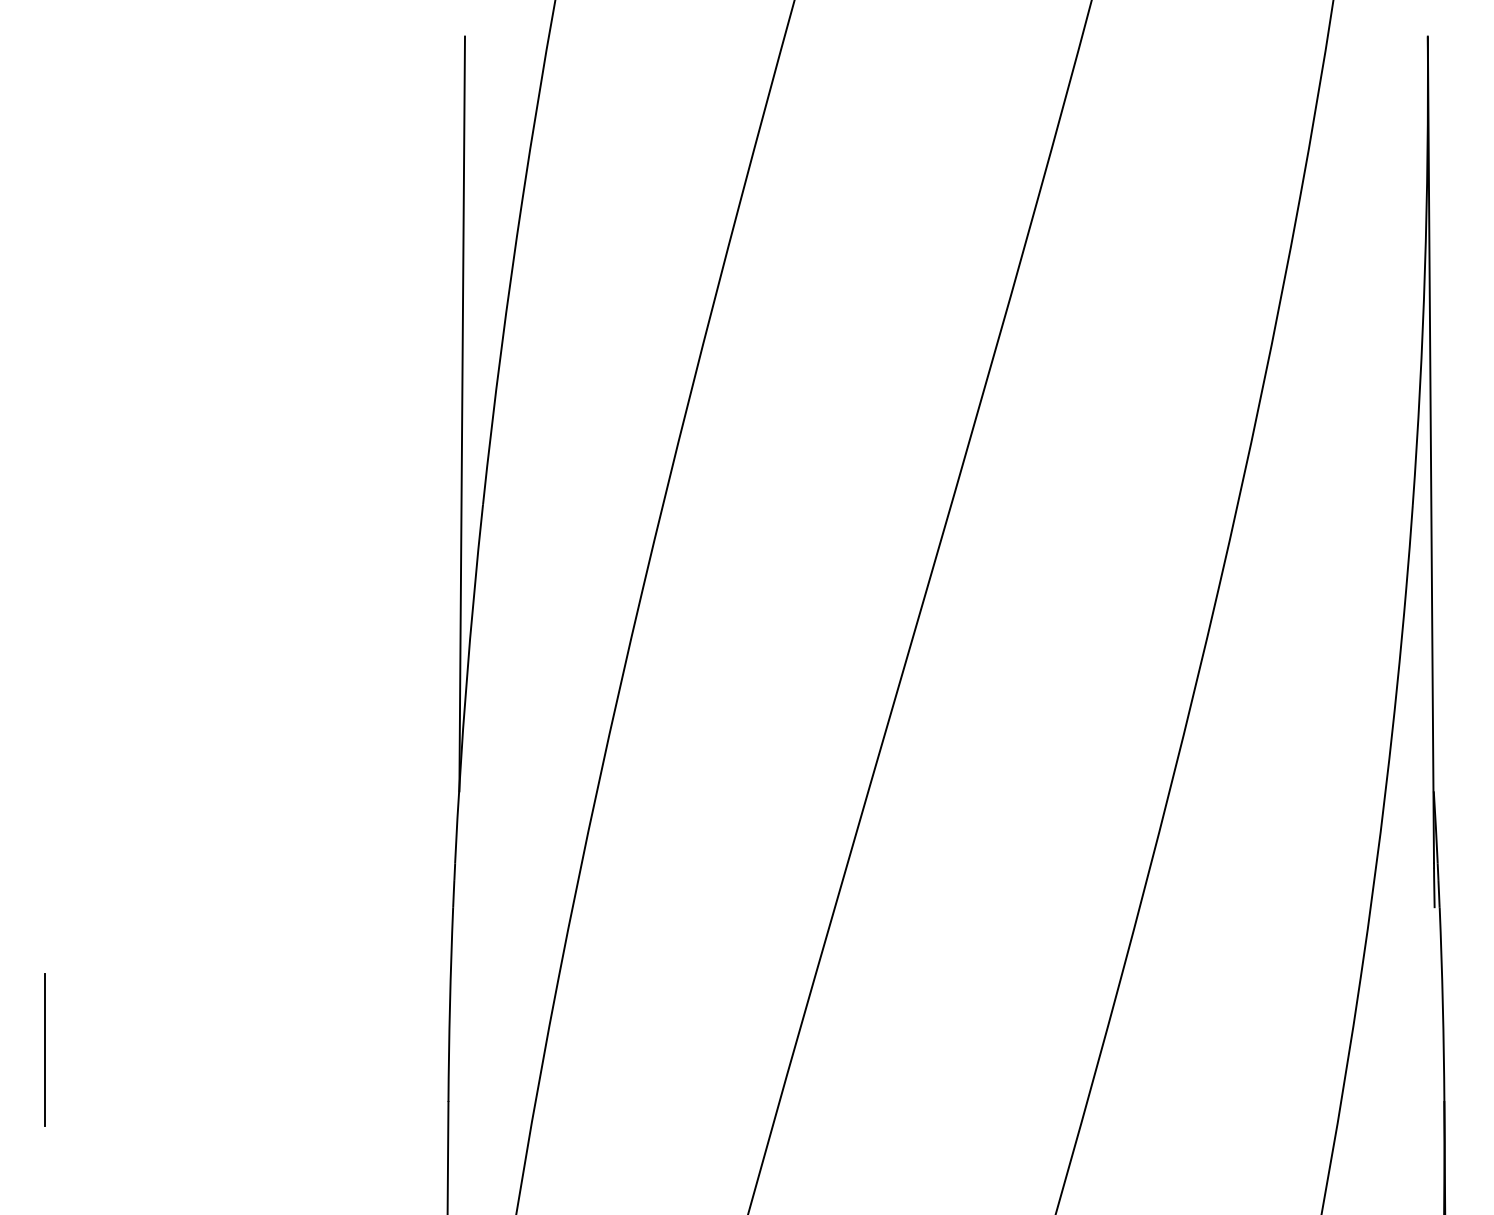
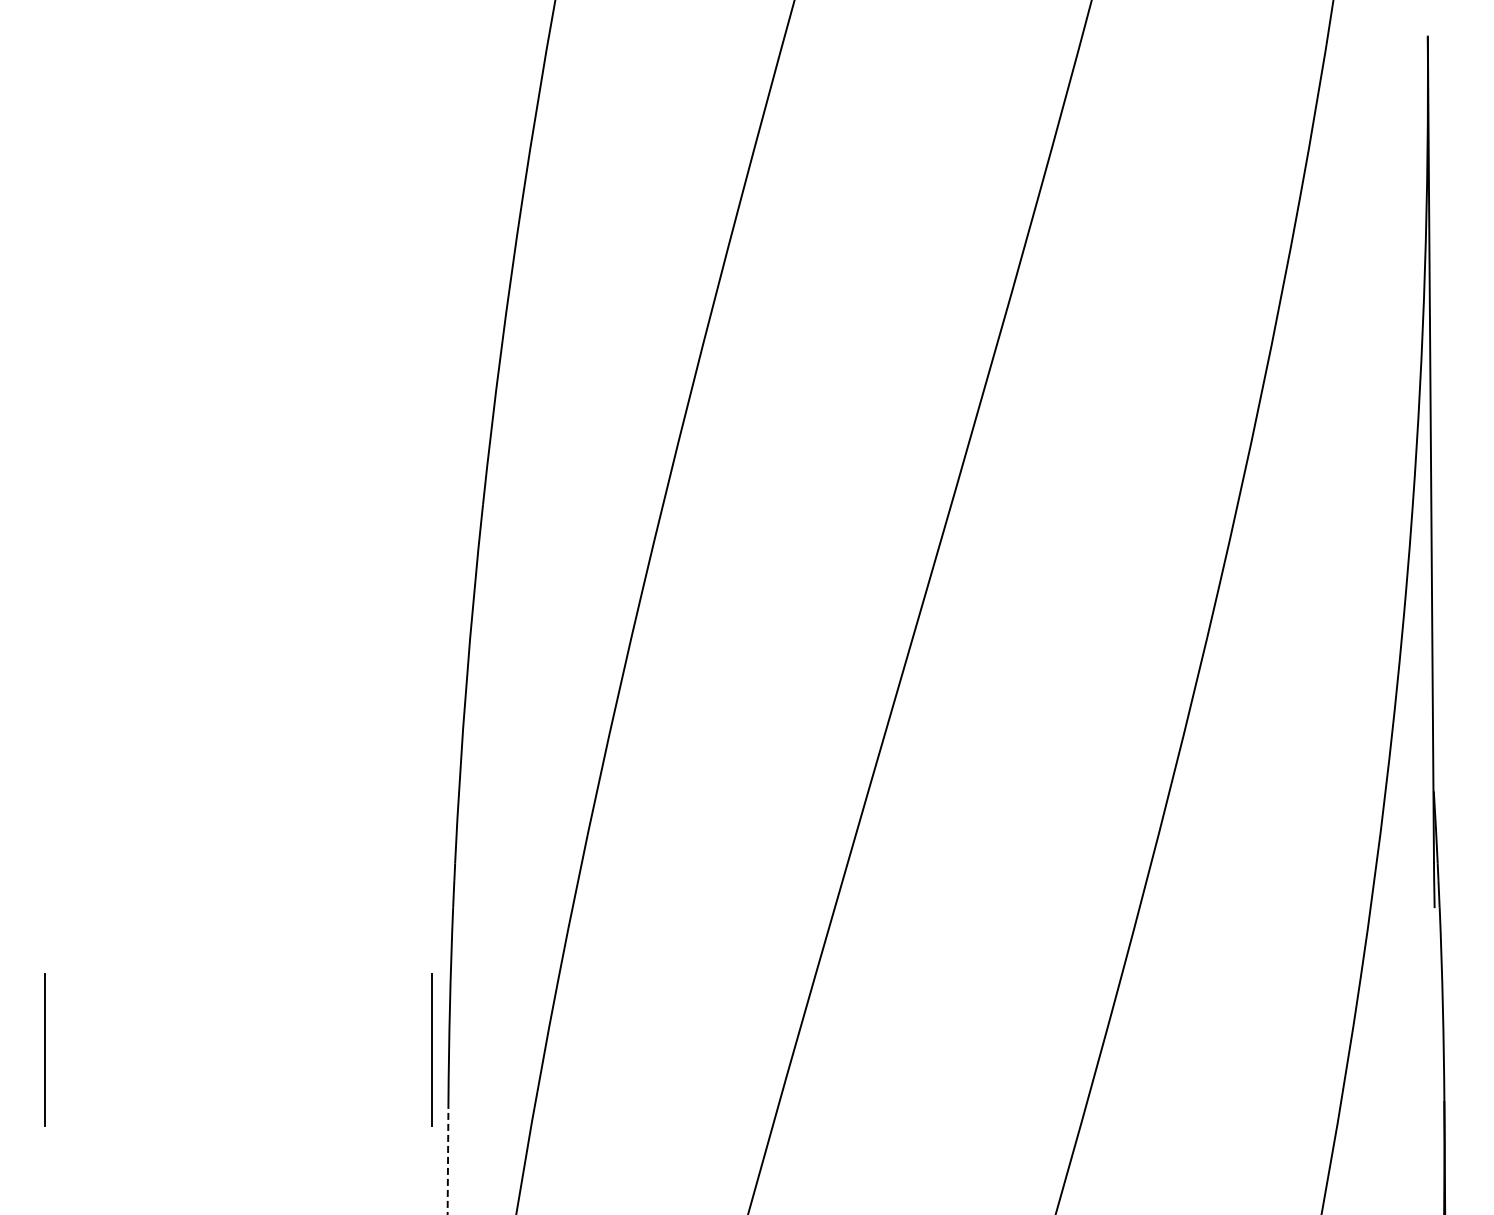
line: present -> none (462, 413)
line: none -> present (431, 1049)
line: solid -> dashed (448, 1158)
